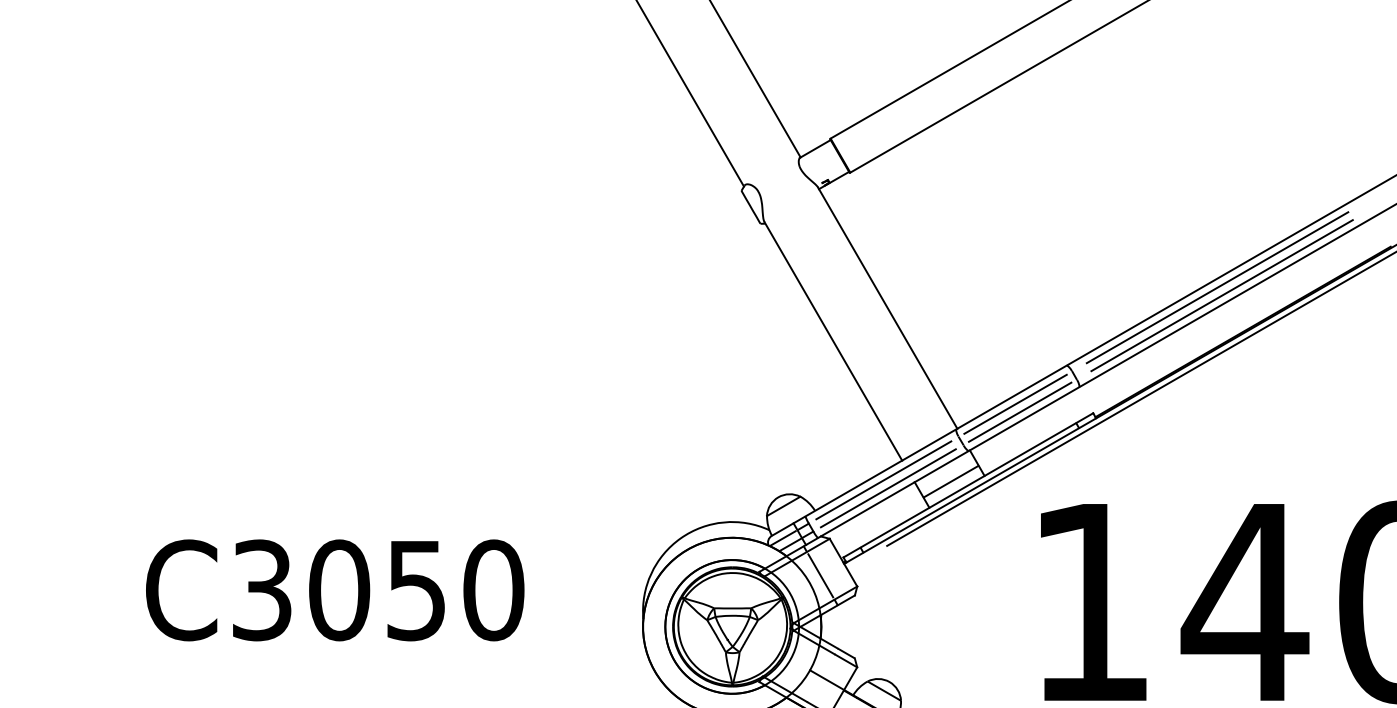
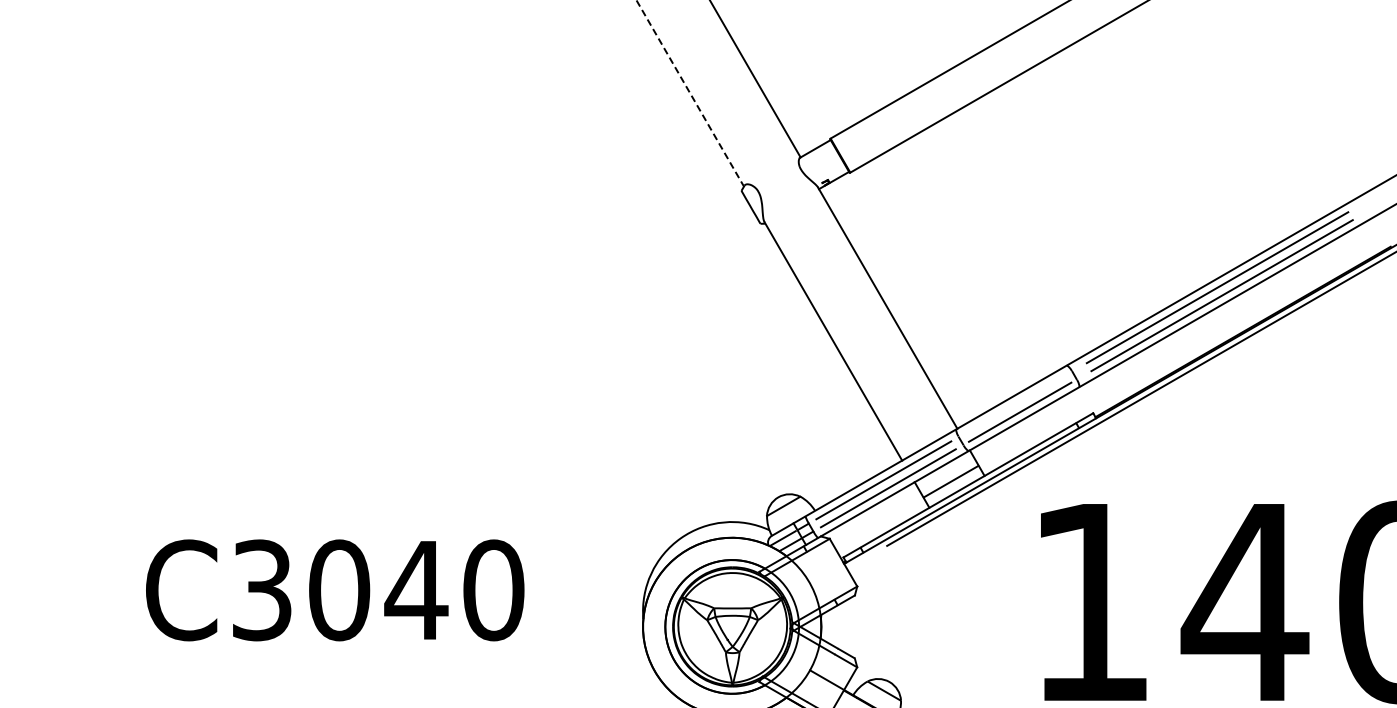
line: solid -> dashed (690, 93)
line: present -> none (1015, 403)
line: present -> none (820, 575)
text: C3050 -> C3040 (416, 591)
